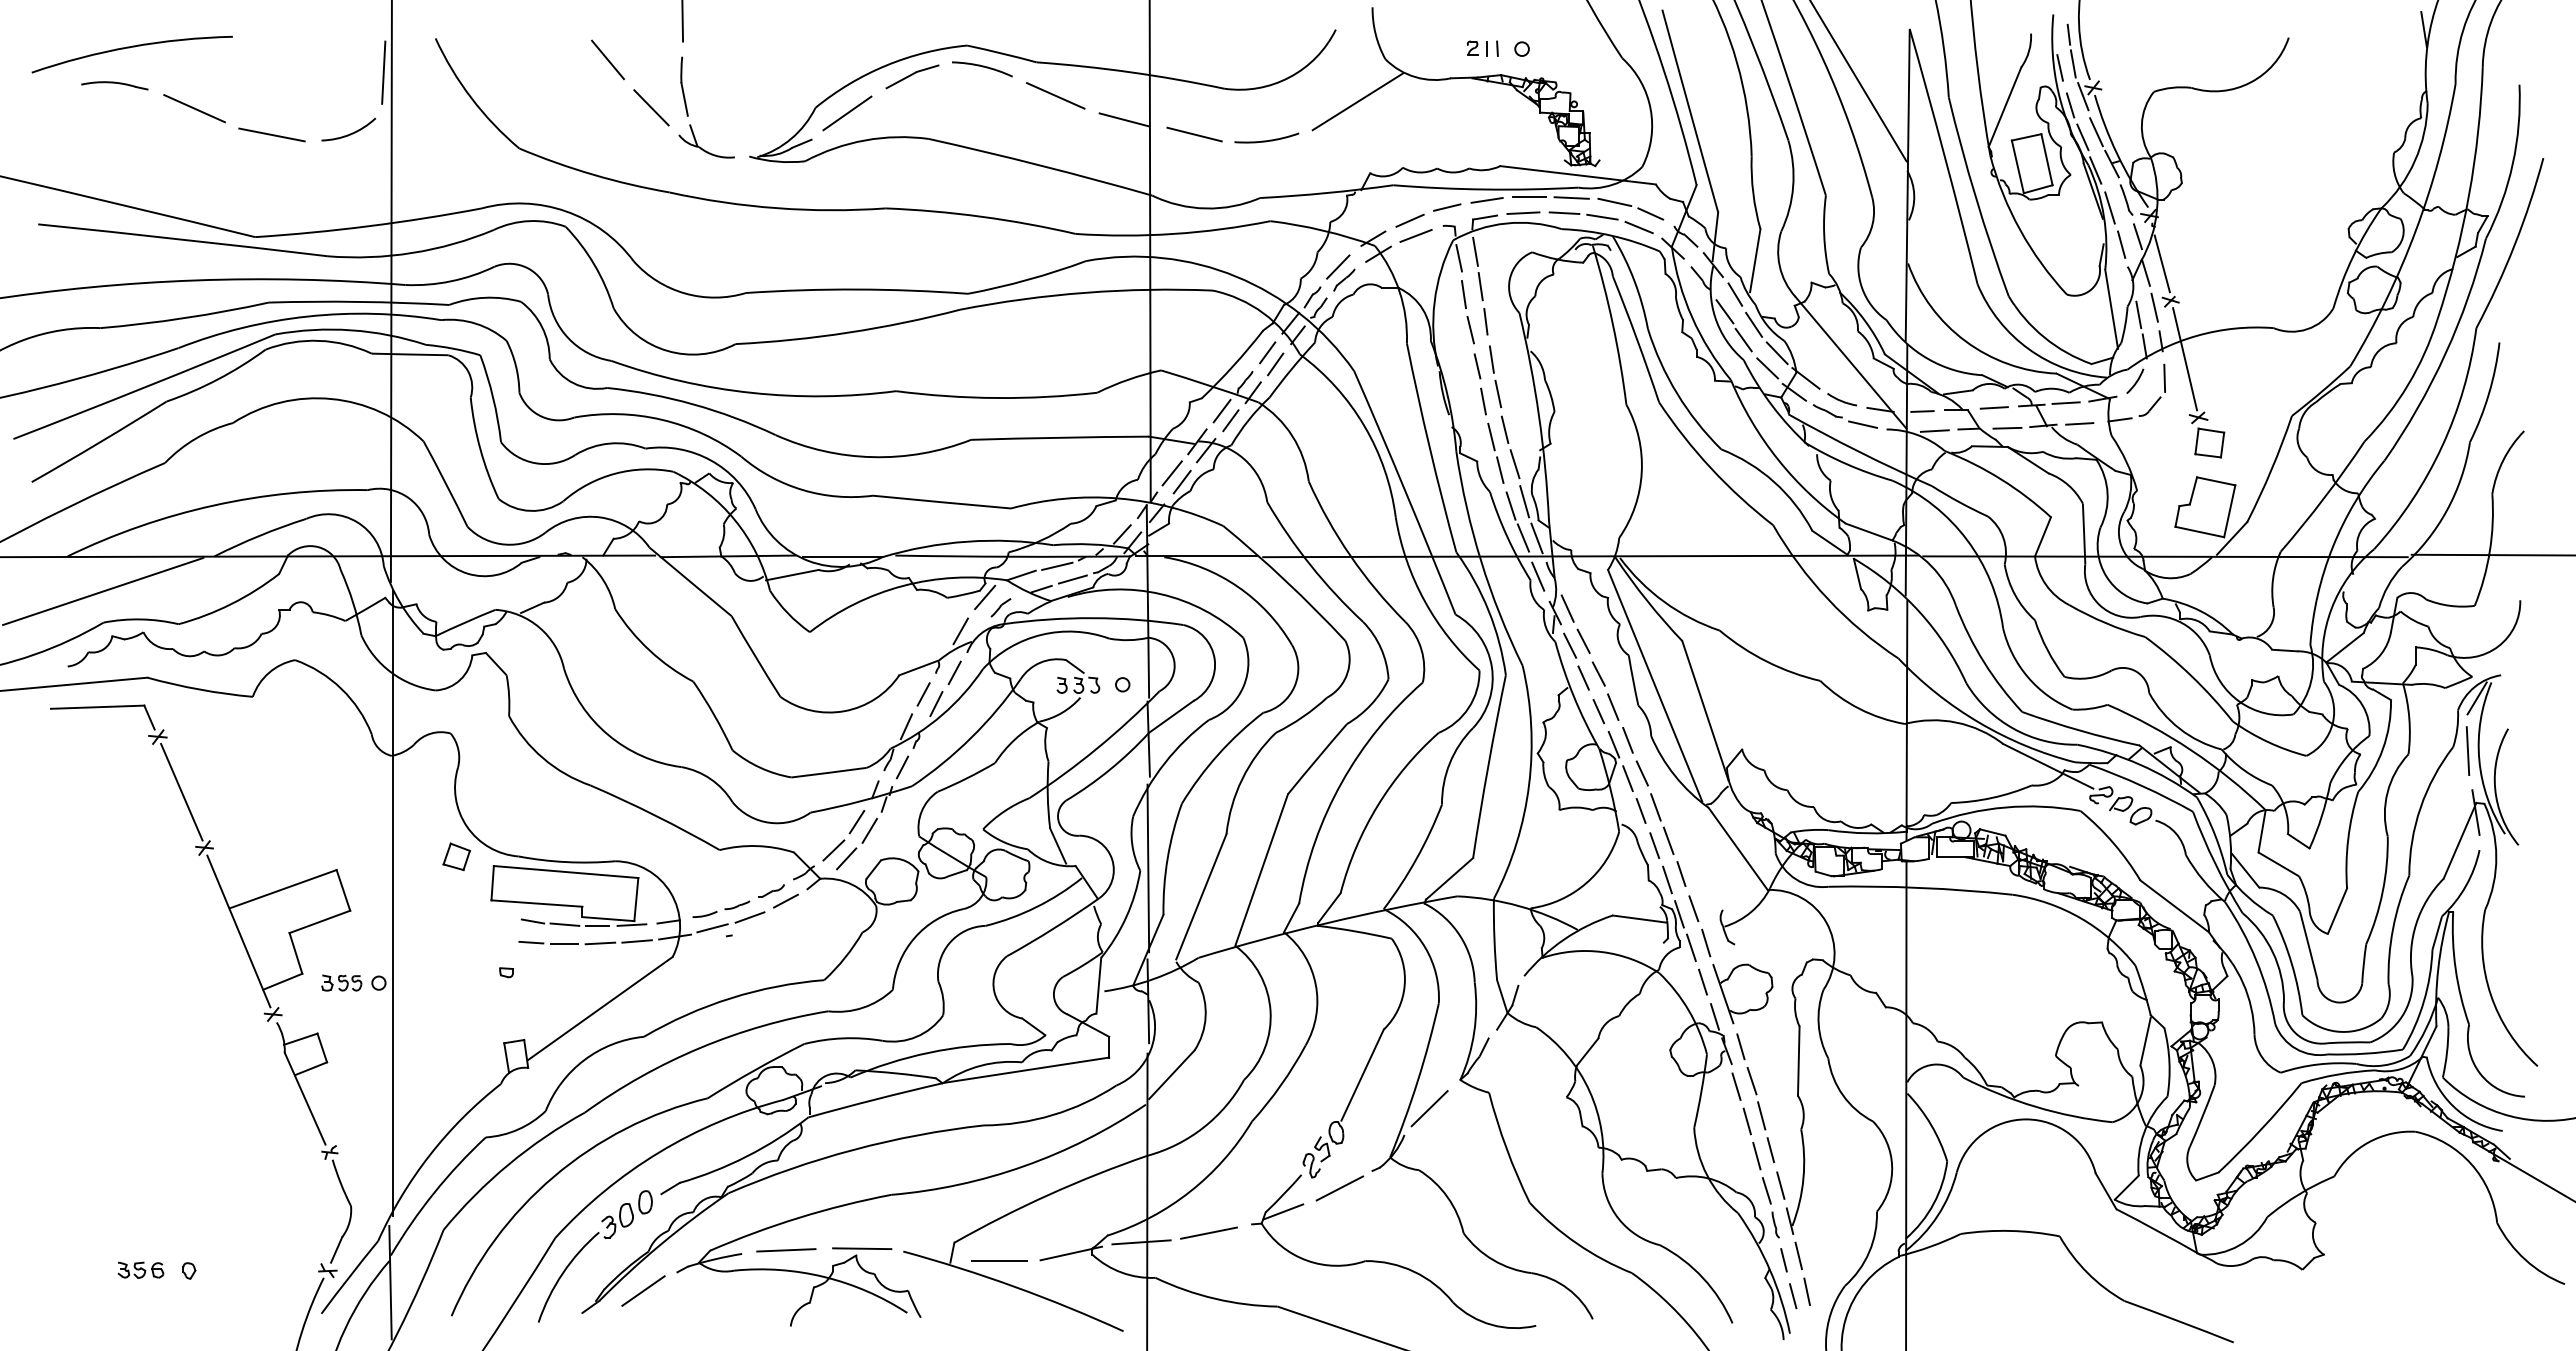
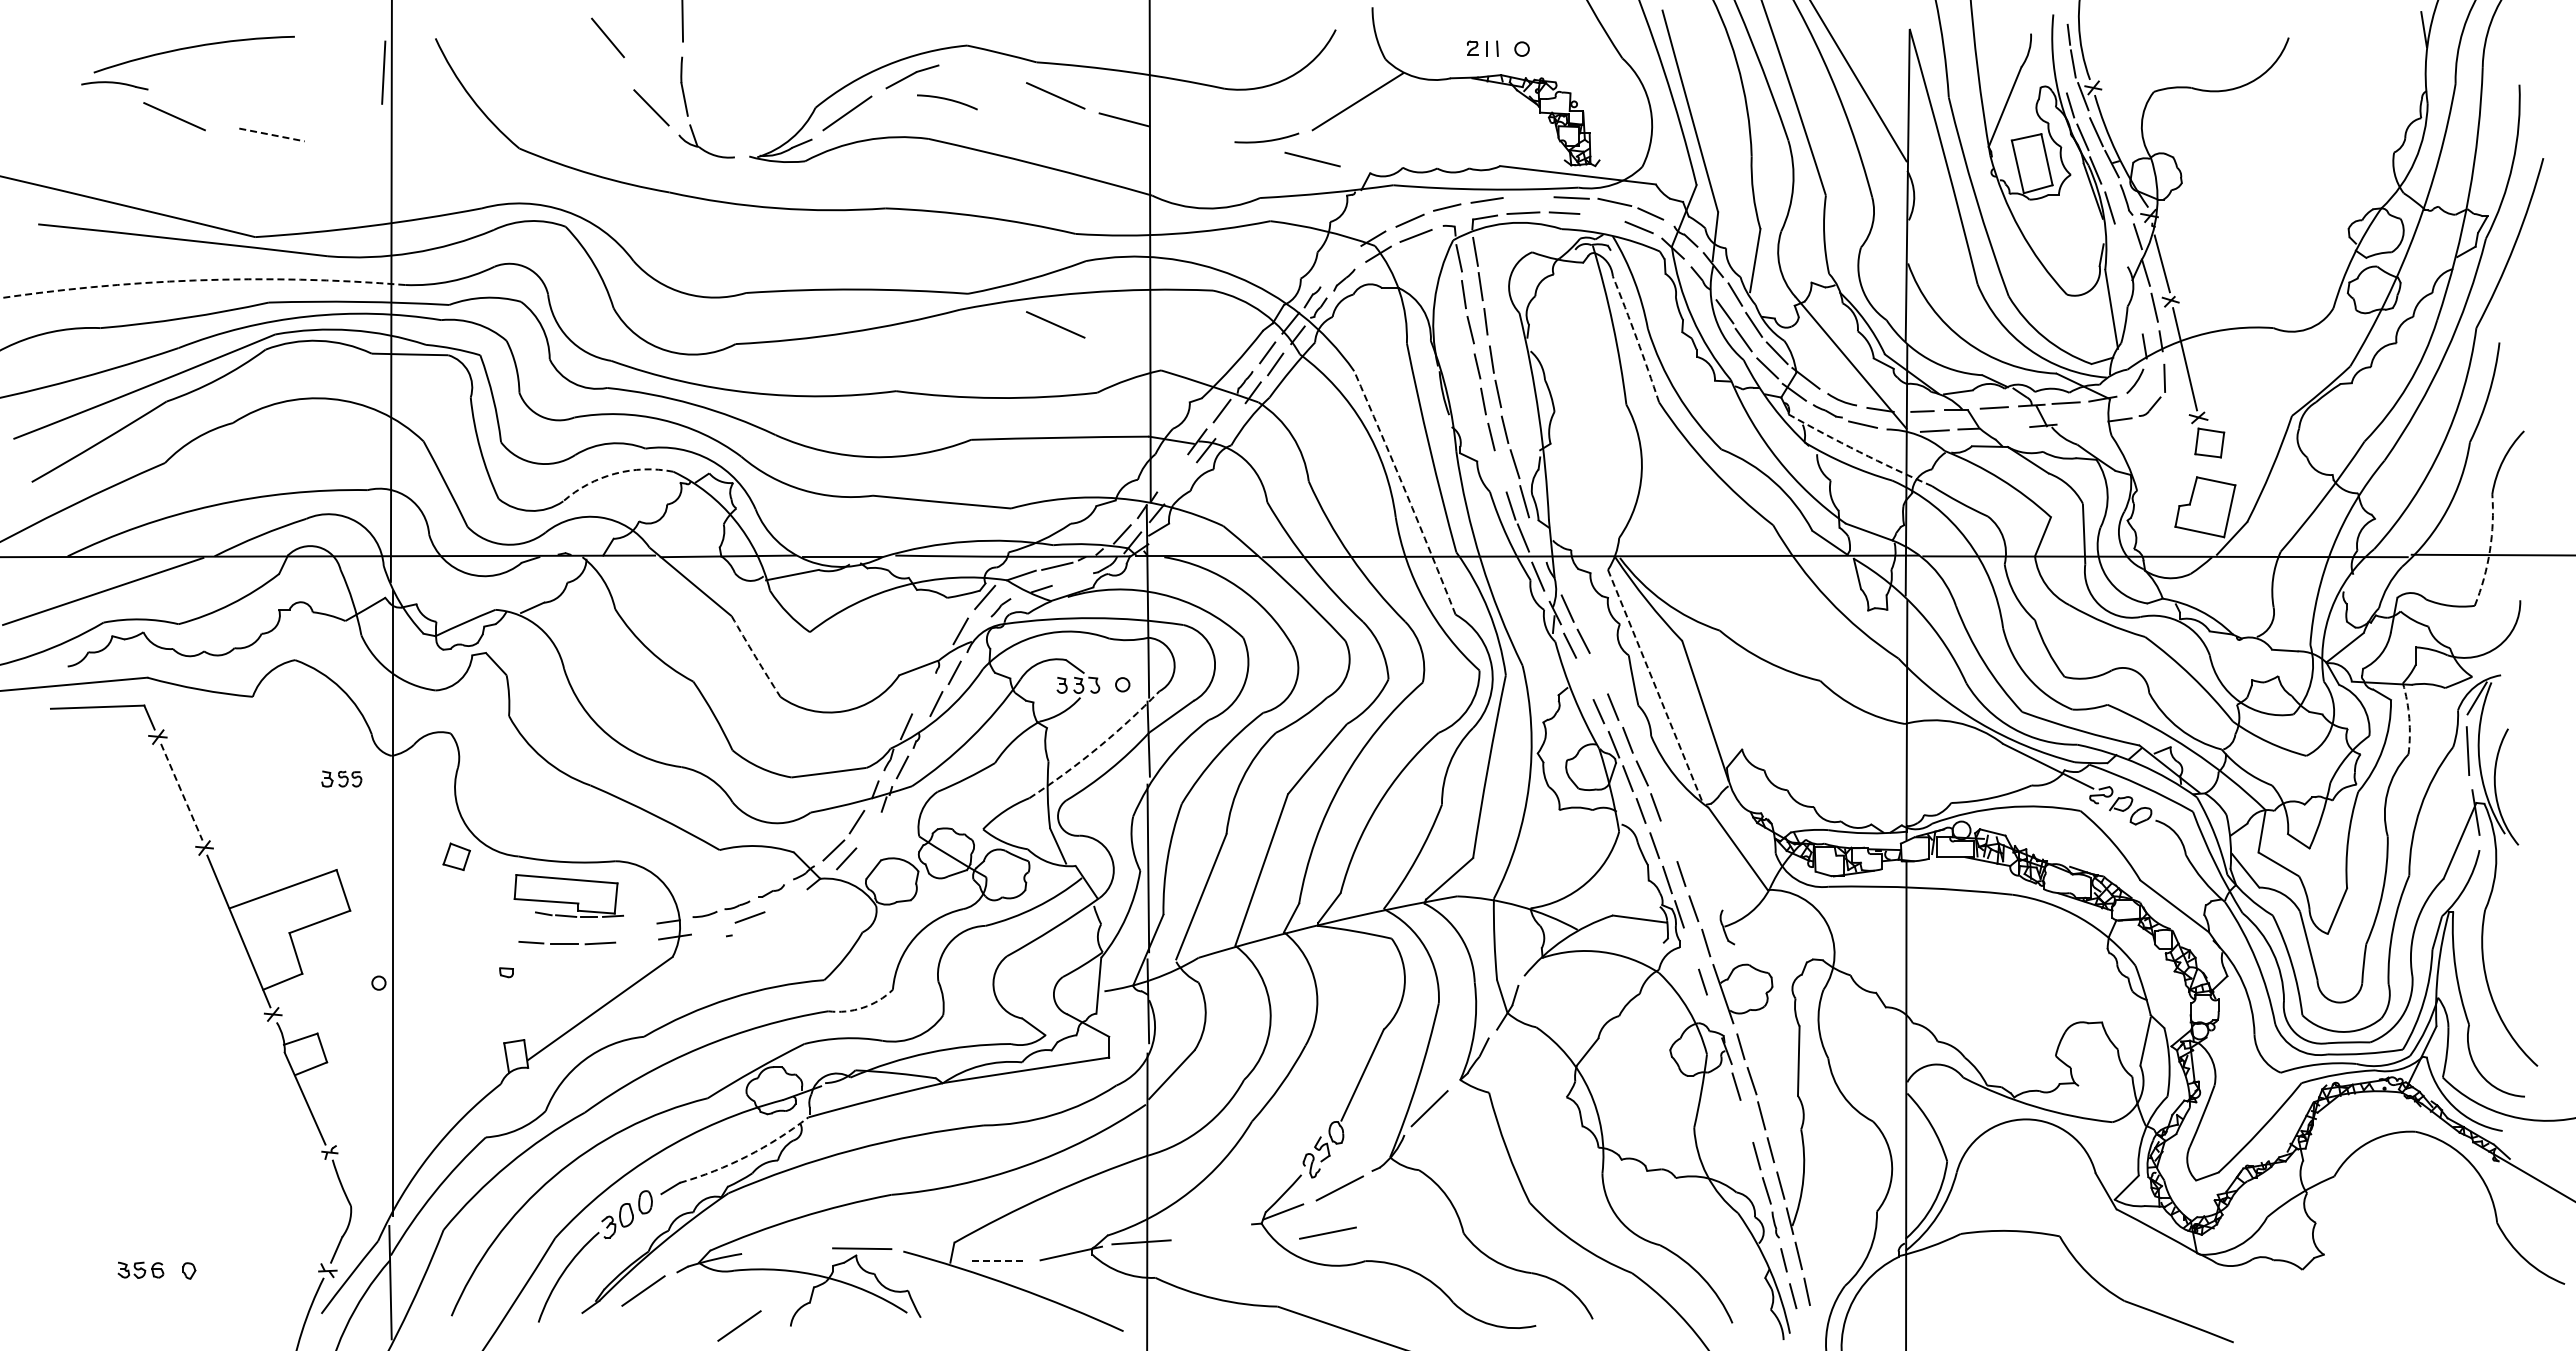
arc position: (129, 48) -> (191, 48) (191, 48)
line position: (607, 59) -> (607, 37) (607, 37)
arc position: (982, 67) -> (947, 100) (947, 100)
line: present -> none (2059, 67)
line position: (194, 108) -> (174, 116) (174, 116)
arc: present -> none (349, 133)
line position: (1194, 134) -> (1312, 159) (1312, 159)
line: solid -> dashed (272, 135)
line: present -> none (1529, 197)
line: present -> none (1602, 216)
line: present -> none (2121, 244)
line: present -> none (1338, 266)
arc: solid -> dashed (201, 280)
line: present -> none (2138, 314)
line: none -> present (1055, 324)
arc: solid -> dashed (1636, 338)
line: present -> none (1230, 420)
line: present -> none (2079, 423)
line: present -> none (2007, 427)
arc: solid -> dashed (1859, 451)
line: present -> none (1500, 469)
arc: solid -> dashed (614, 473)
line: present -> none (1171, 473)
line: present -> none (1181, 481)
arc: solid -> dashed (1405, 492)
line: present -> none (1536, 538)
arc: solid -> dashed (2489, 550)
line: present -> none (1072, 579)
arc: solid -> dashed (755, 656)
line: present -> none (1598, 673)
line: present -> none (1583, 677)
line: solid -> dashed (1655, 685)
line: present -> none (923, 694)
arc: solid -> dashed (2409, 718)
arc: solid -> dashed (1097, 748)
line: solid -> dashed (181, 792)
line: present -> none (869, 830)
line: present -> none (1668, 840)
part size: 158x62 px -> 111x44 px (568, 895)
line: present -> none (785, 900)
line: present -> none (712, 928)
line: present -> none (636, 941)
line: present -> none (1691, 947)
part position: (341, 982) -> (341, 778) (341, 778)
arc: solid -> dashed (863, 1007)
line: present -> none (1714, 1016)
line: present -> none (1746, 1121)
arc: solid -> dashed (747, 1156)
line position: (1208, 1232) -> (1327, 1232) (1327, 1232)
line: present -> none (786, 1250)
line: solid -> dashed (999, 1261)
line: none -> present (739, 1325)
